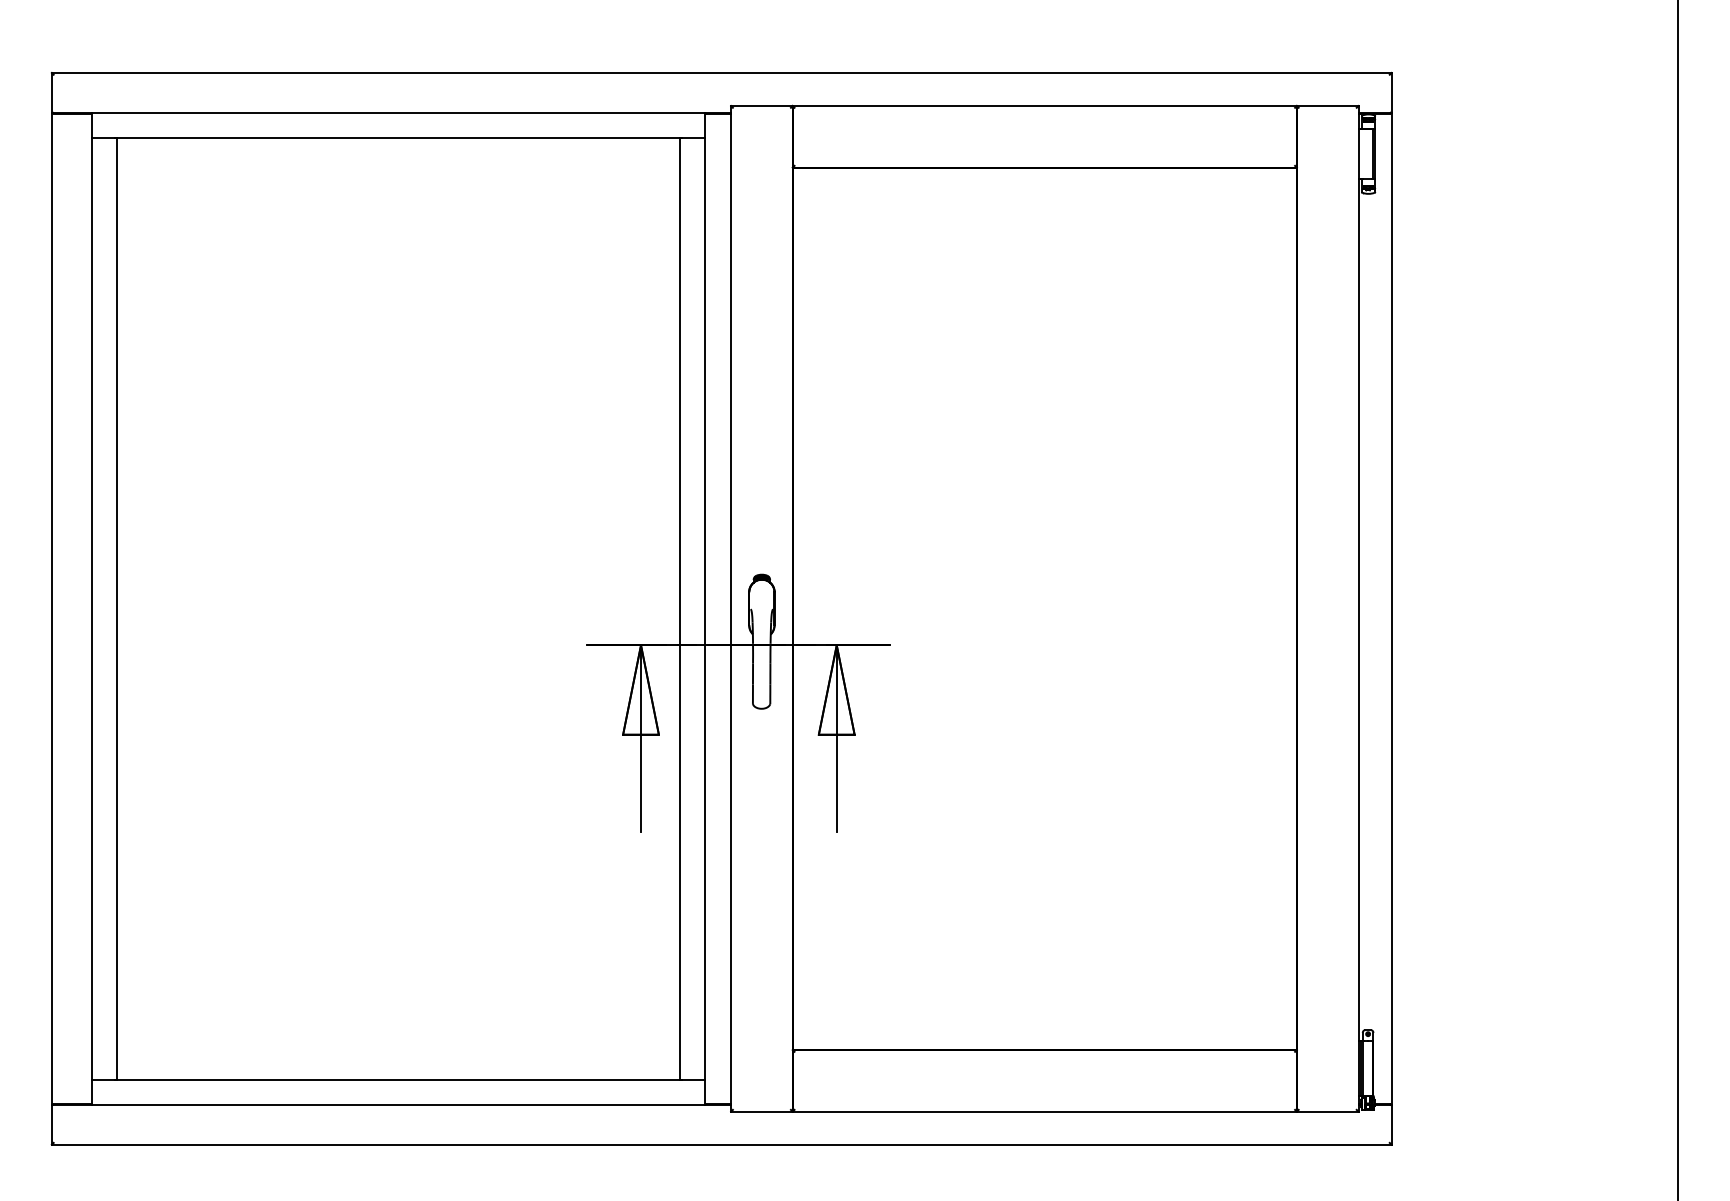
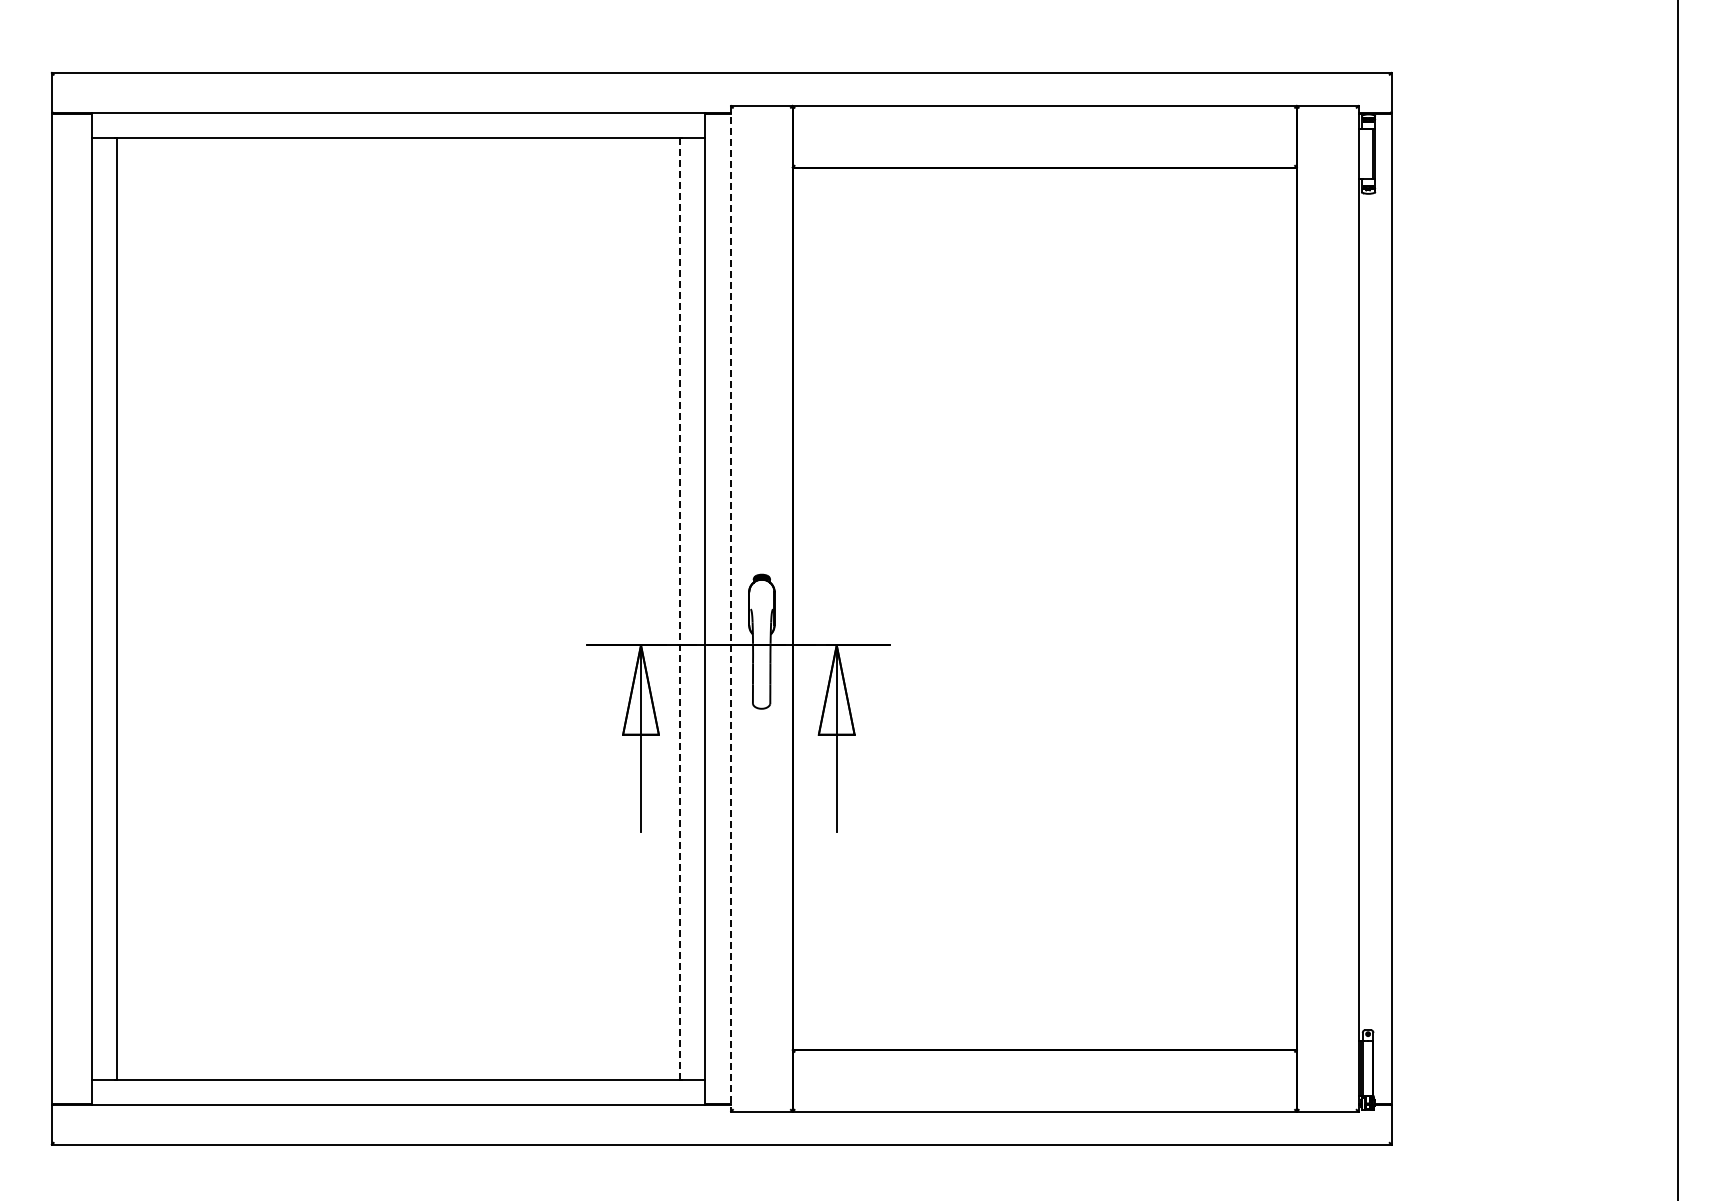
line: solid -> dashed (680, 608)
line: solid -> dashed (731, 608)
